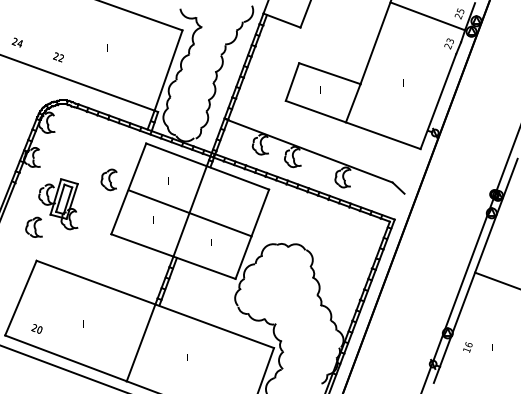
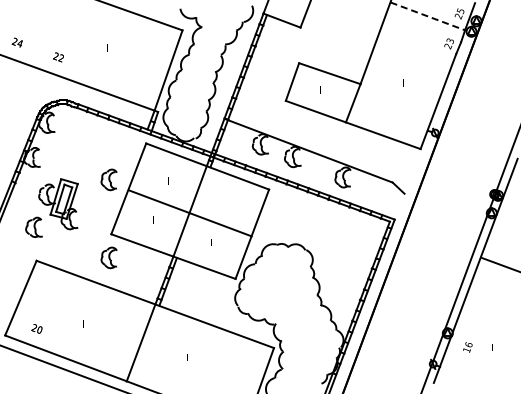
line: solid -> dashed (427, 16)
part: none -> present (108, 257)
line position: (496, 280) -> (499, 263) (499, 263)
